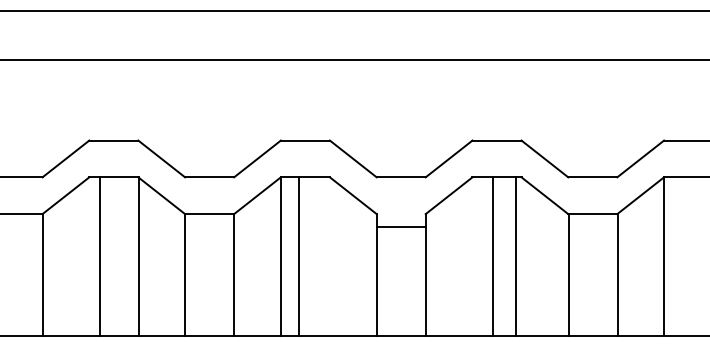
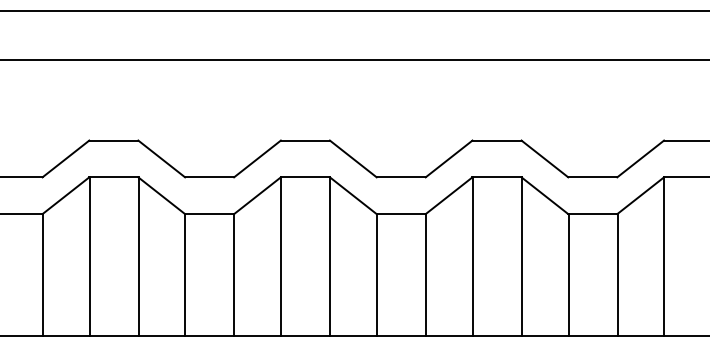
line position: (400, 227) -> (400, 214) (400, 214)
line position: (99, 256) -> (89, 256) (89, 256)
line position: (299, 256) -> (330, 256) (330, 256)
line position: (492, 256) -> (472, 256) (472, 256)
line position: (515, 256) -> (521, 256) (521, 256)
